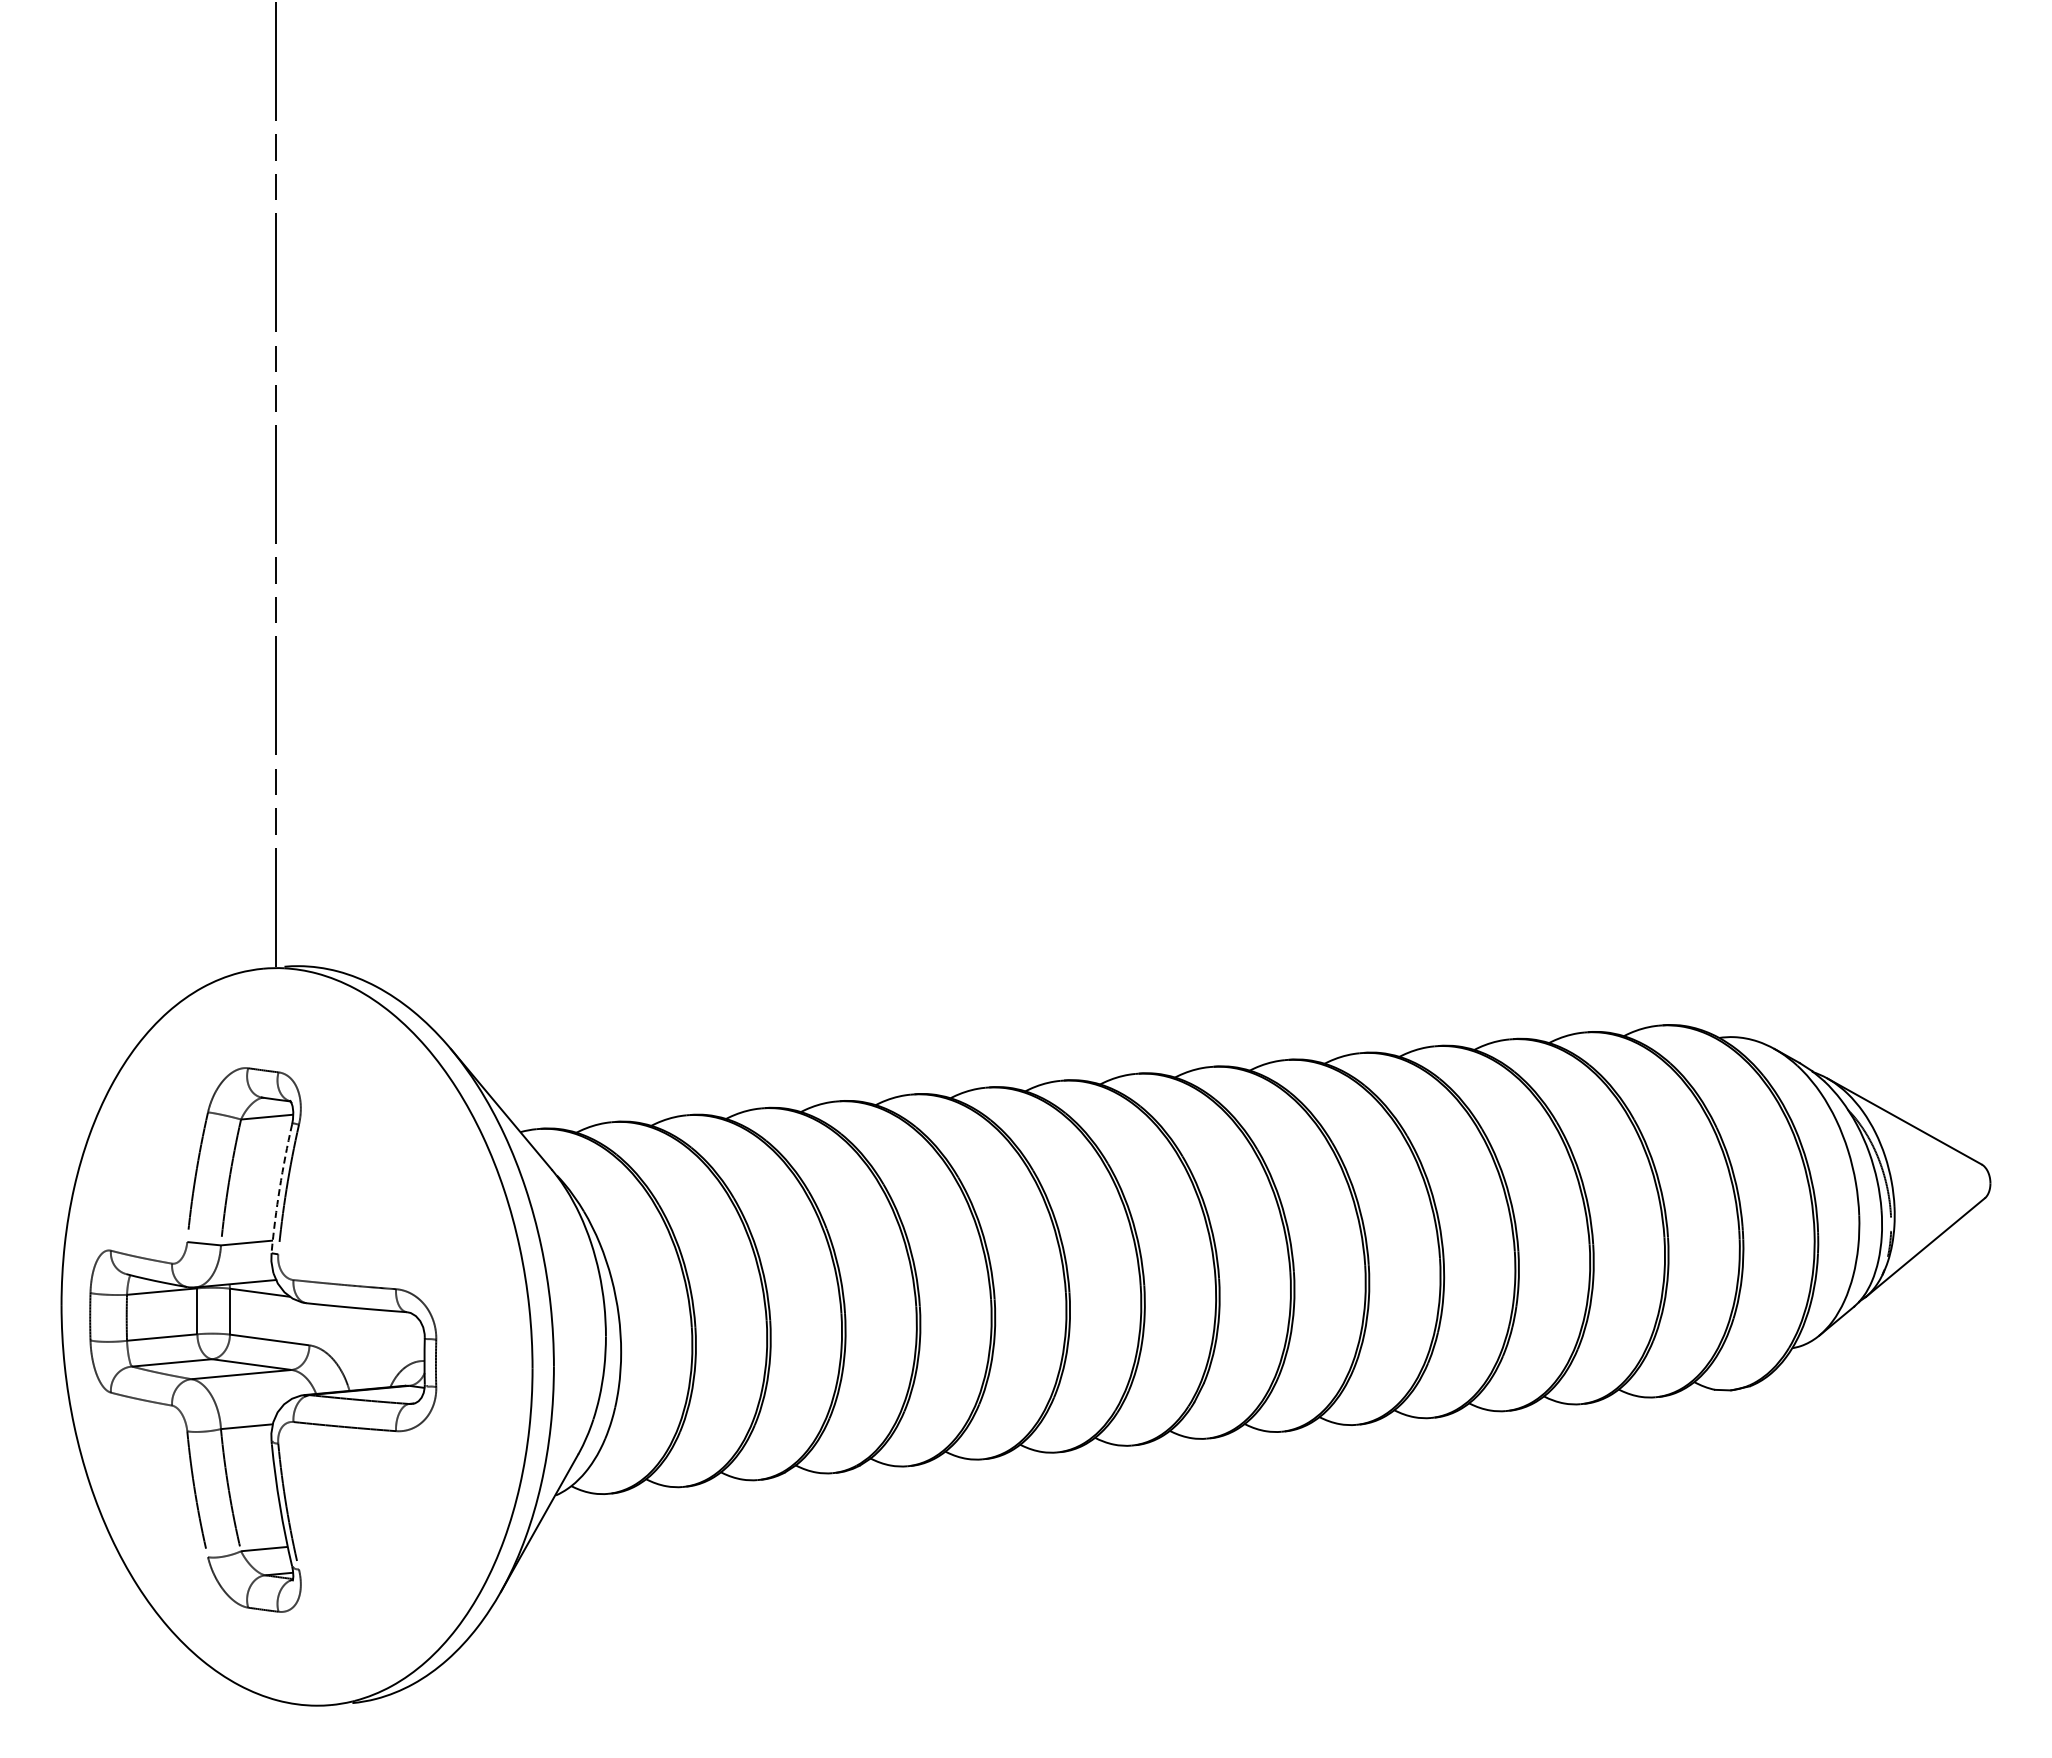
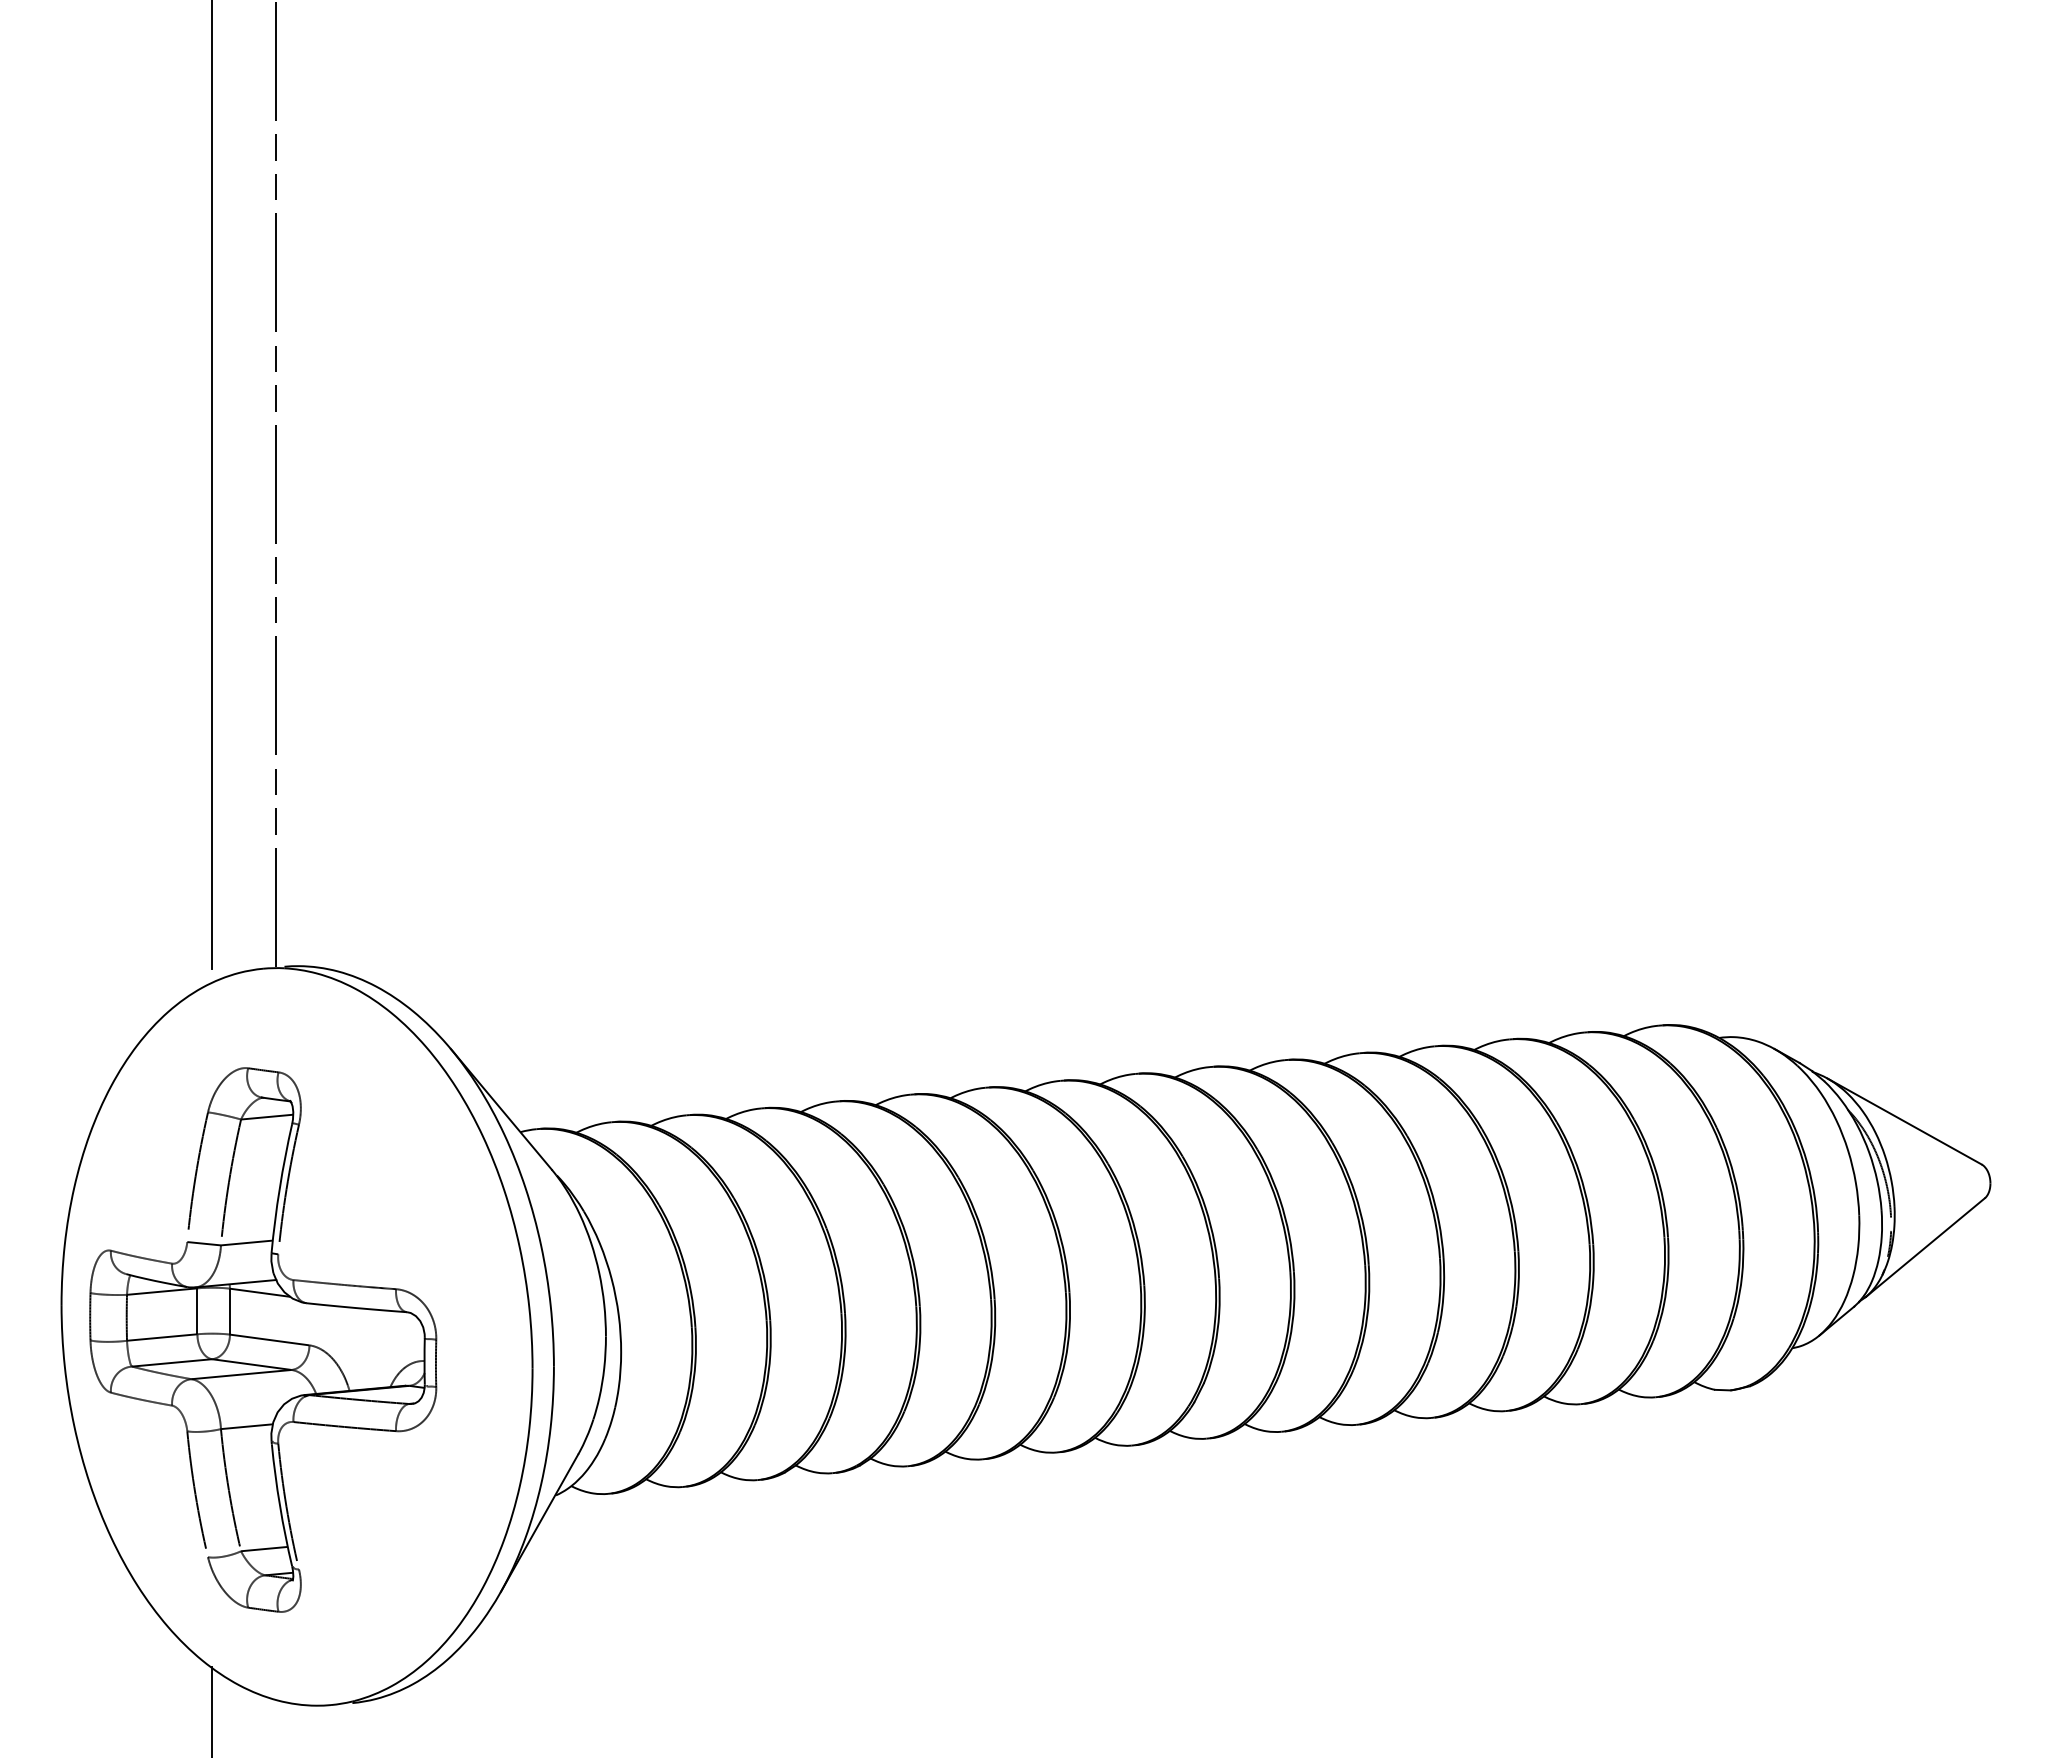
line: none -> present (212, 485)
arc: dashed -> solid (279, 1188)
line: none -> present (212, 1710)
